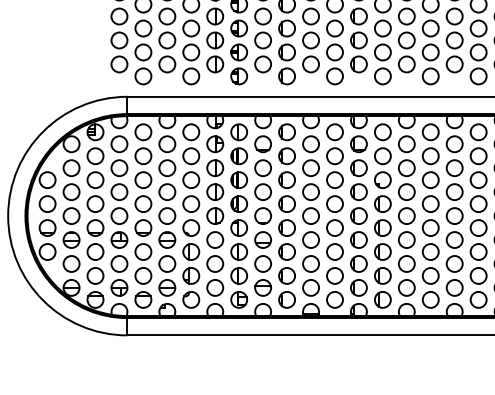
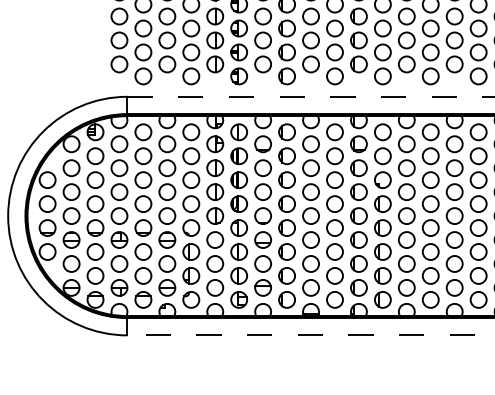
line: solid -> dashed (311, 96)
line: solid -> dashed (310, 335)
